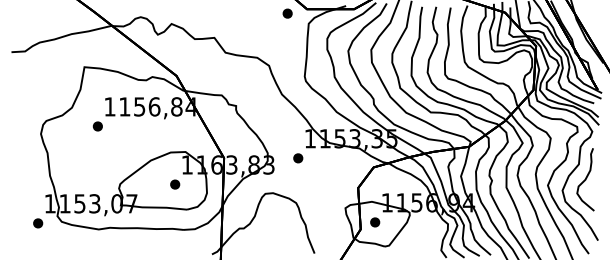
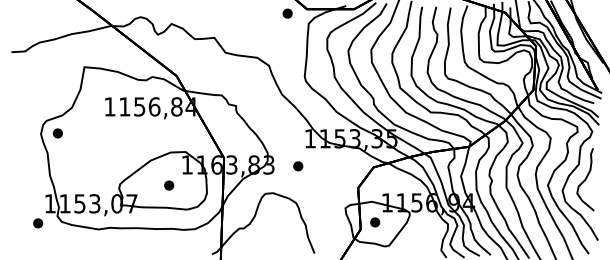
part position: (97, 126) -> (57, 133) (57, 133)
part position: (298, 158) -> (298, 166) (298, 166)
part position: (175, 184) -> (169, 185) (169, 185)
